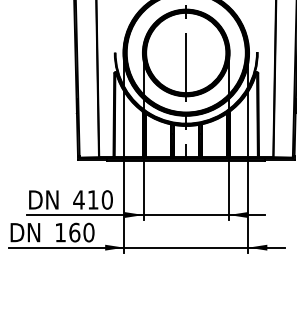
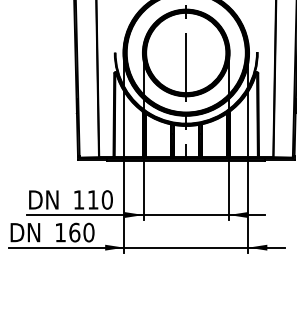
text: 410 -> 110 (78, 199)
